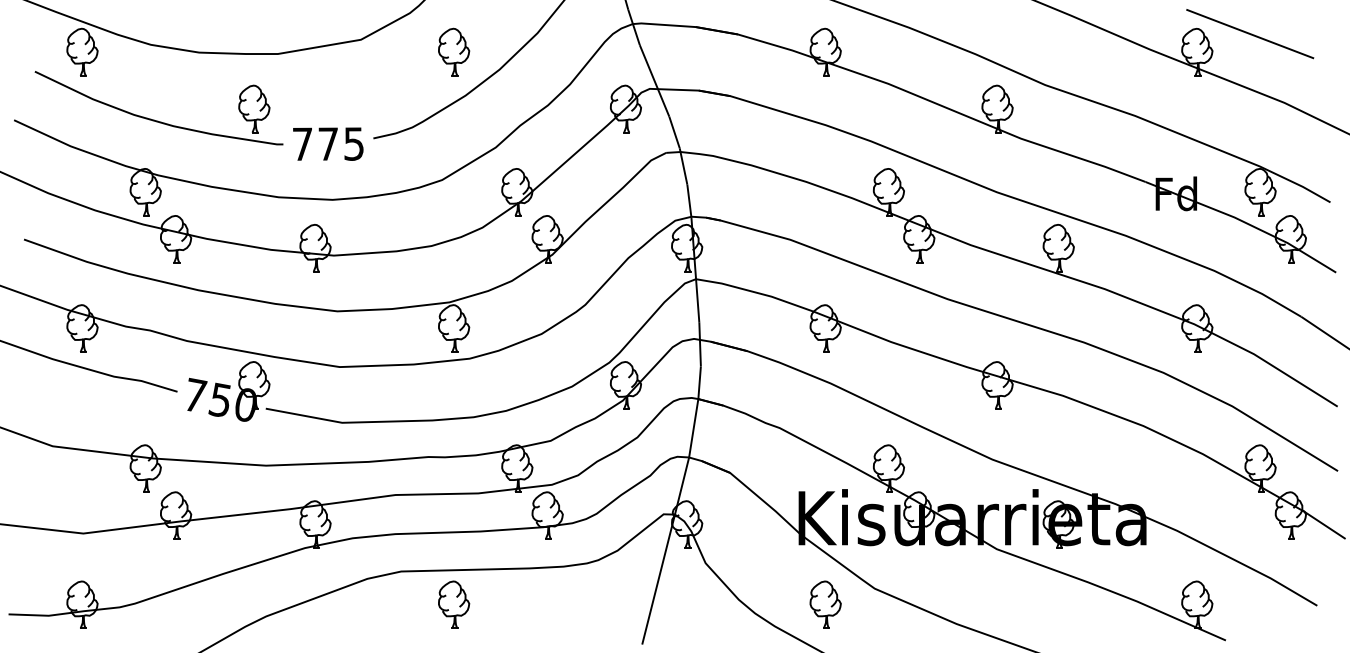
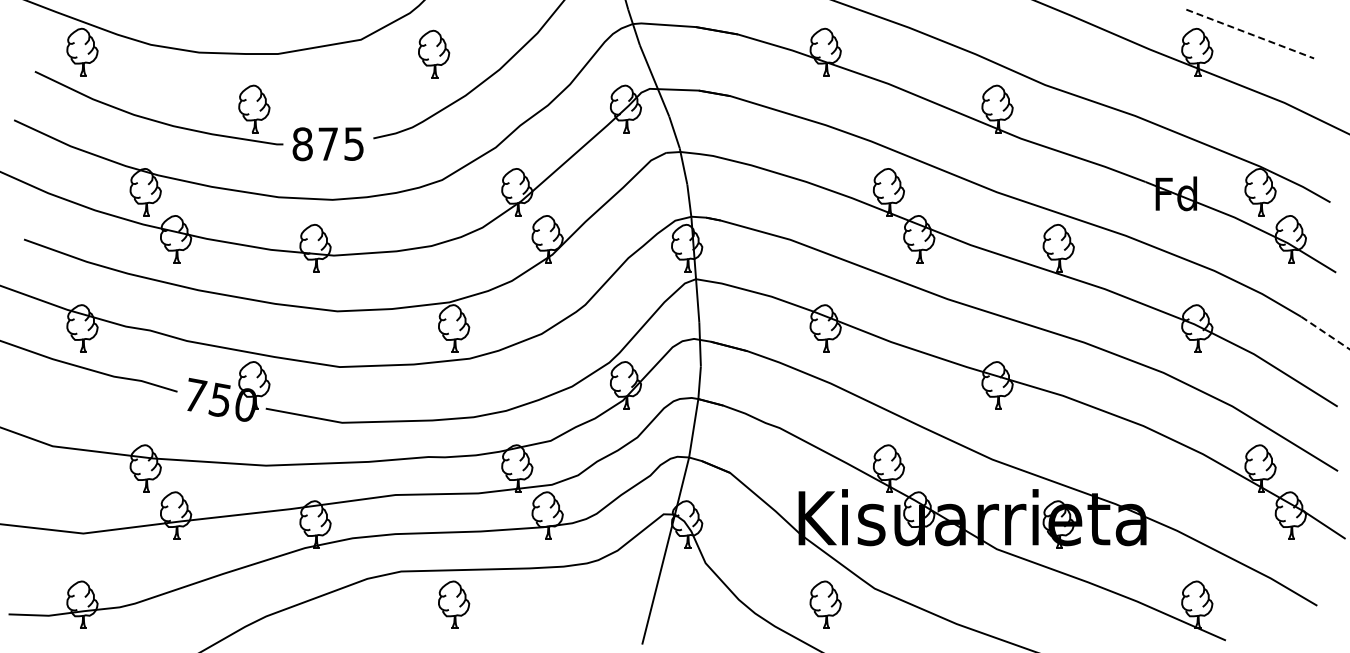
line: solid -> dashed (1250, 34)
part position: (454, 51) -> (434, 53) (434, 53)
text: 775 -> 875 (302, 144)
line: solid -> dashed (1325, 332)
